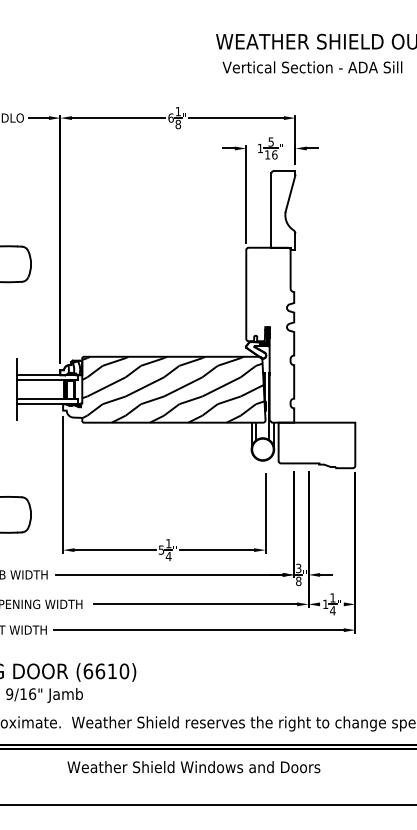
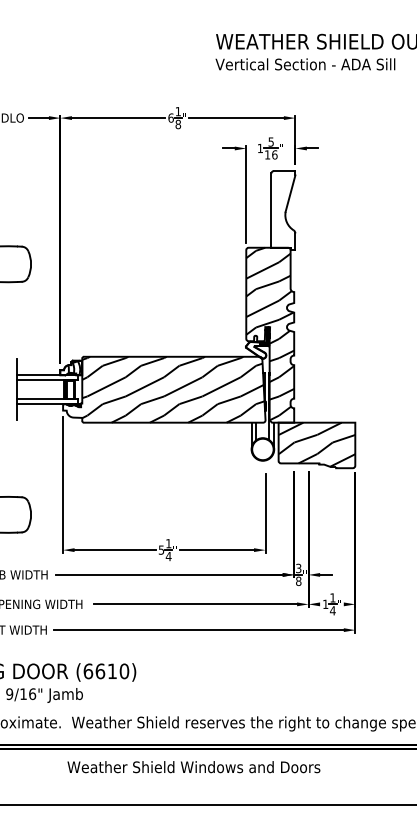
text position: (312, 67) -> (305, 64) (305, 64)
hatch: none -> present (270, 333)
hatch: none -> present (316, 444)
